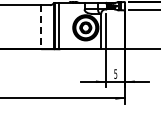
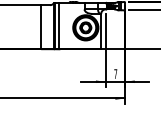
line: dashed -> solid (41, 27)
text: 5 -> 7 (115, 73)
